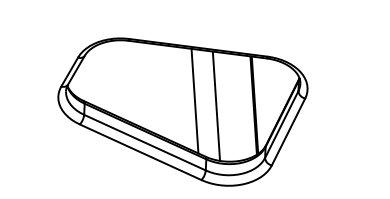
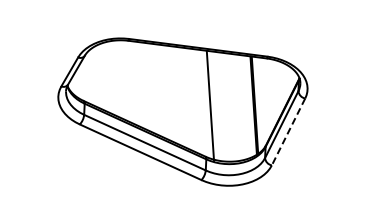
line: present -> none (194, 100)
line position: (216, 105) -> (210, 105) (210, 105)
line: solid -> dashed (288, 132)
